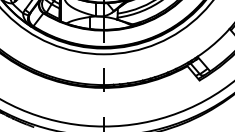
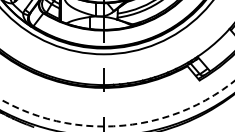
arc: solid -> dashed (121, 125)
